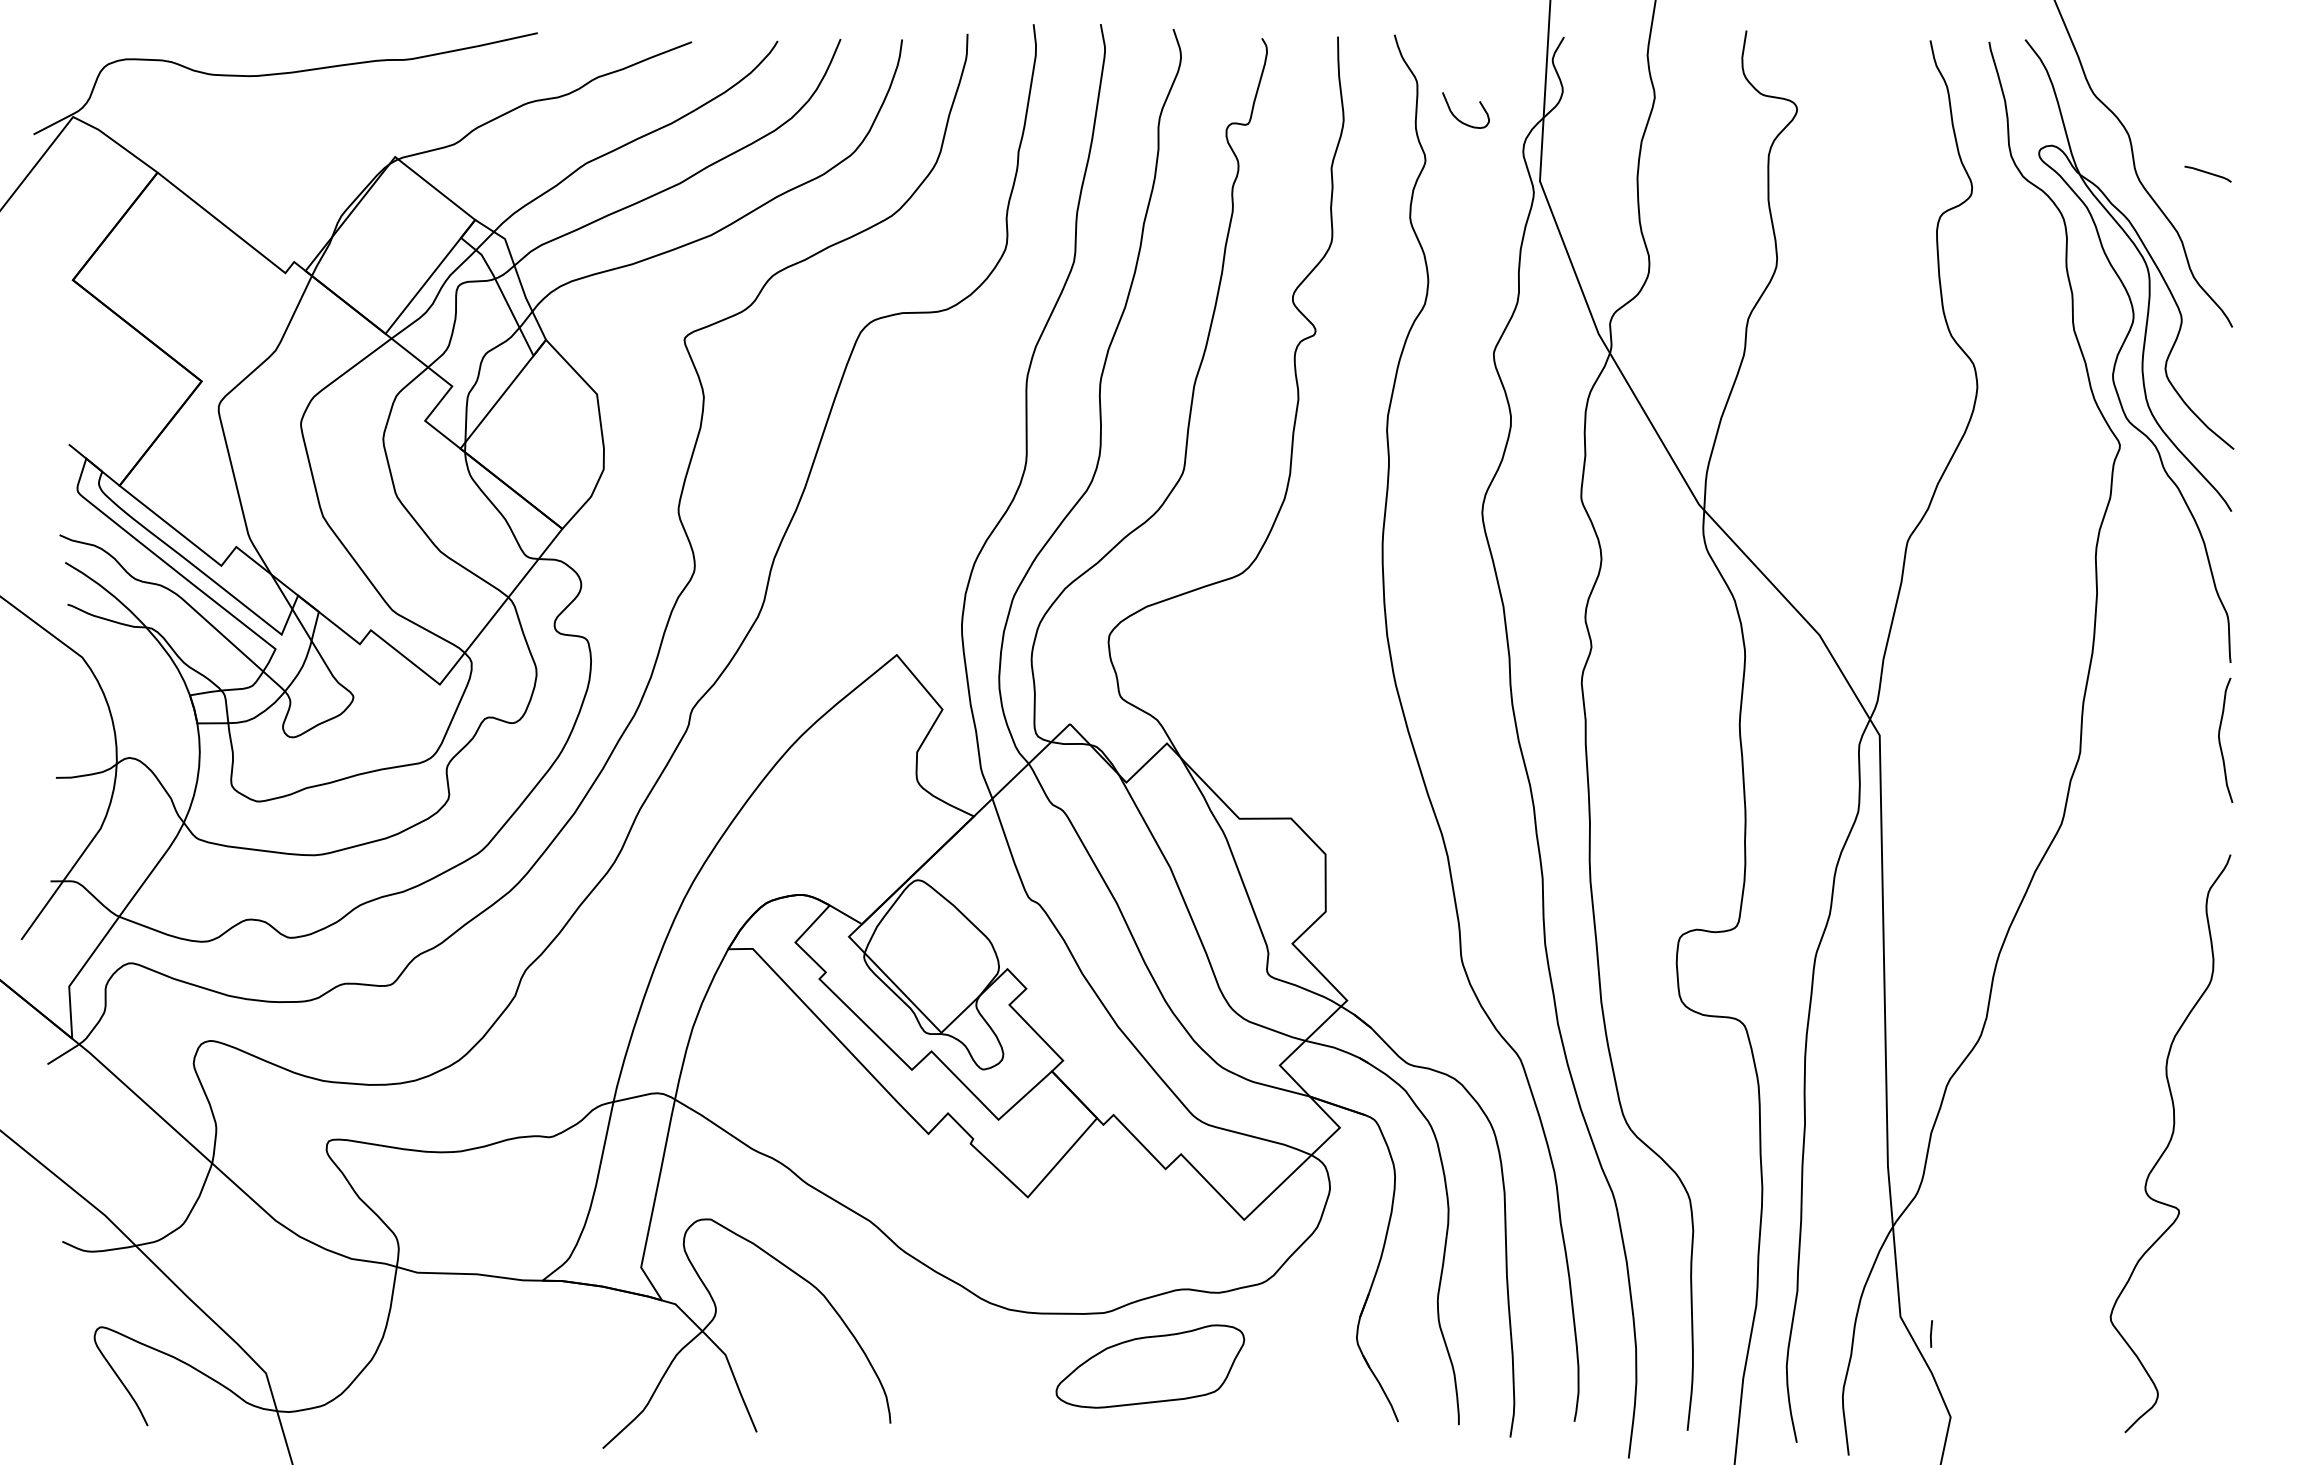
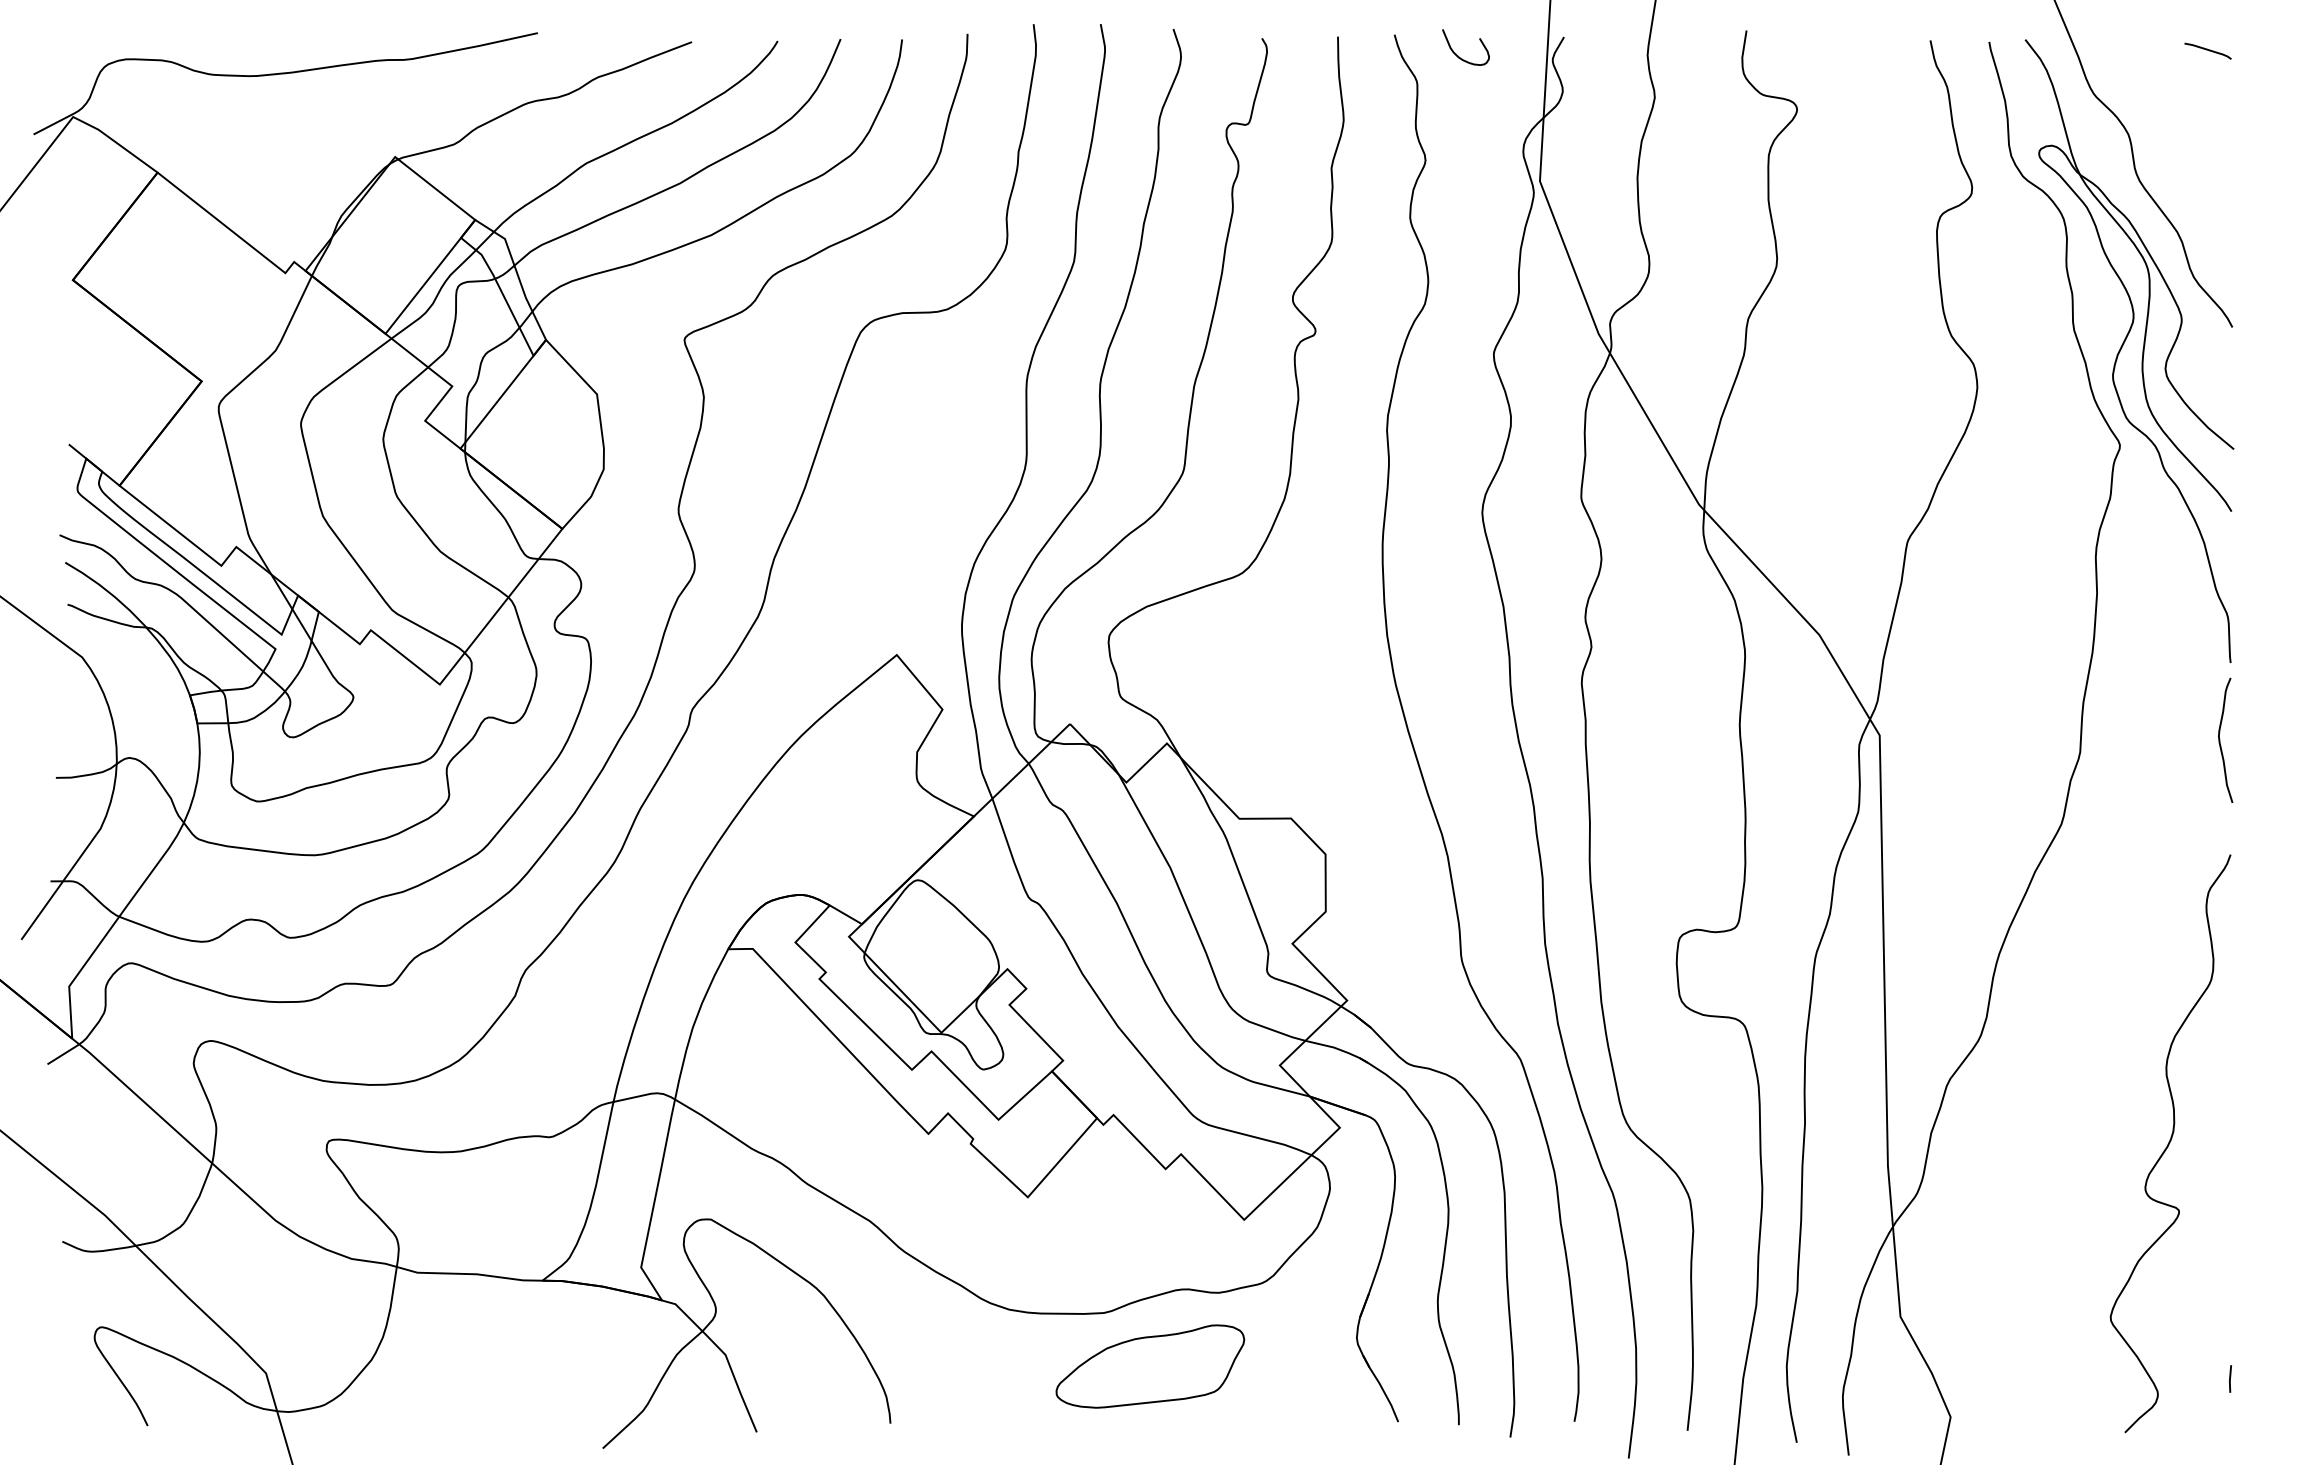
curve position: (1457, 117) -> (1457, 54) (1457, 54)
line position: (2207, 173) -> (2207, 50) (2207, 50)
line position: (1930, 1333) -> (2229, 1378) (2229, 1378)
